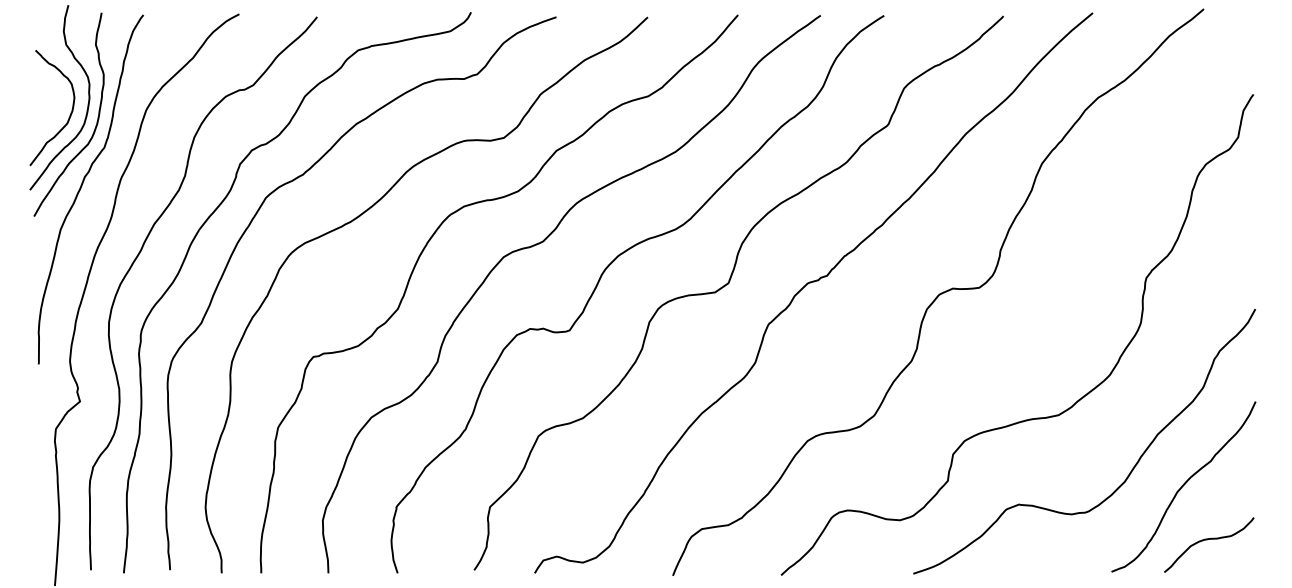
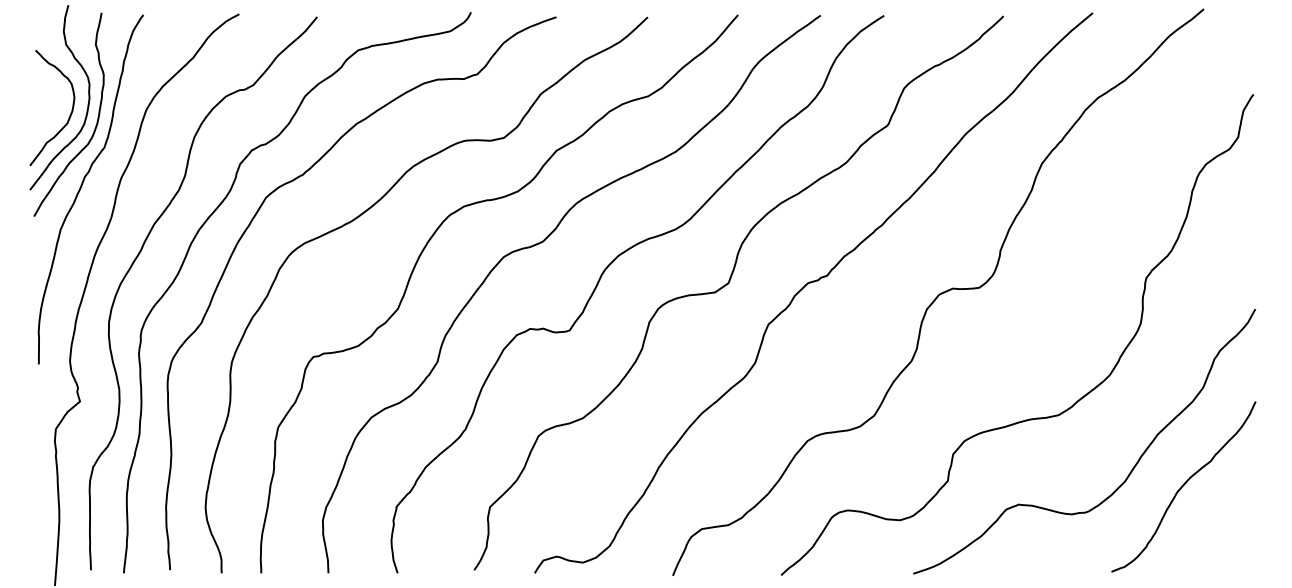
curve: present -> none (1207, 540)
